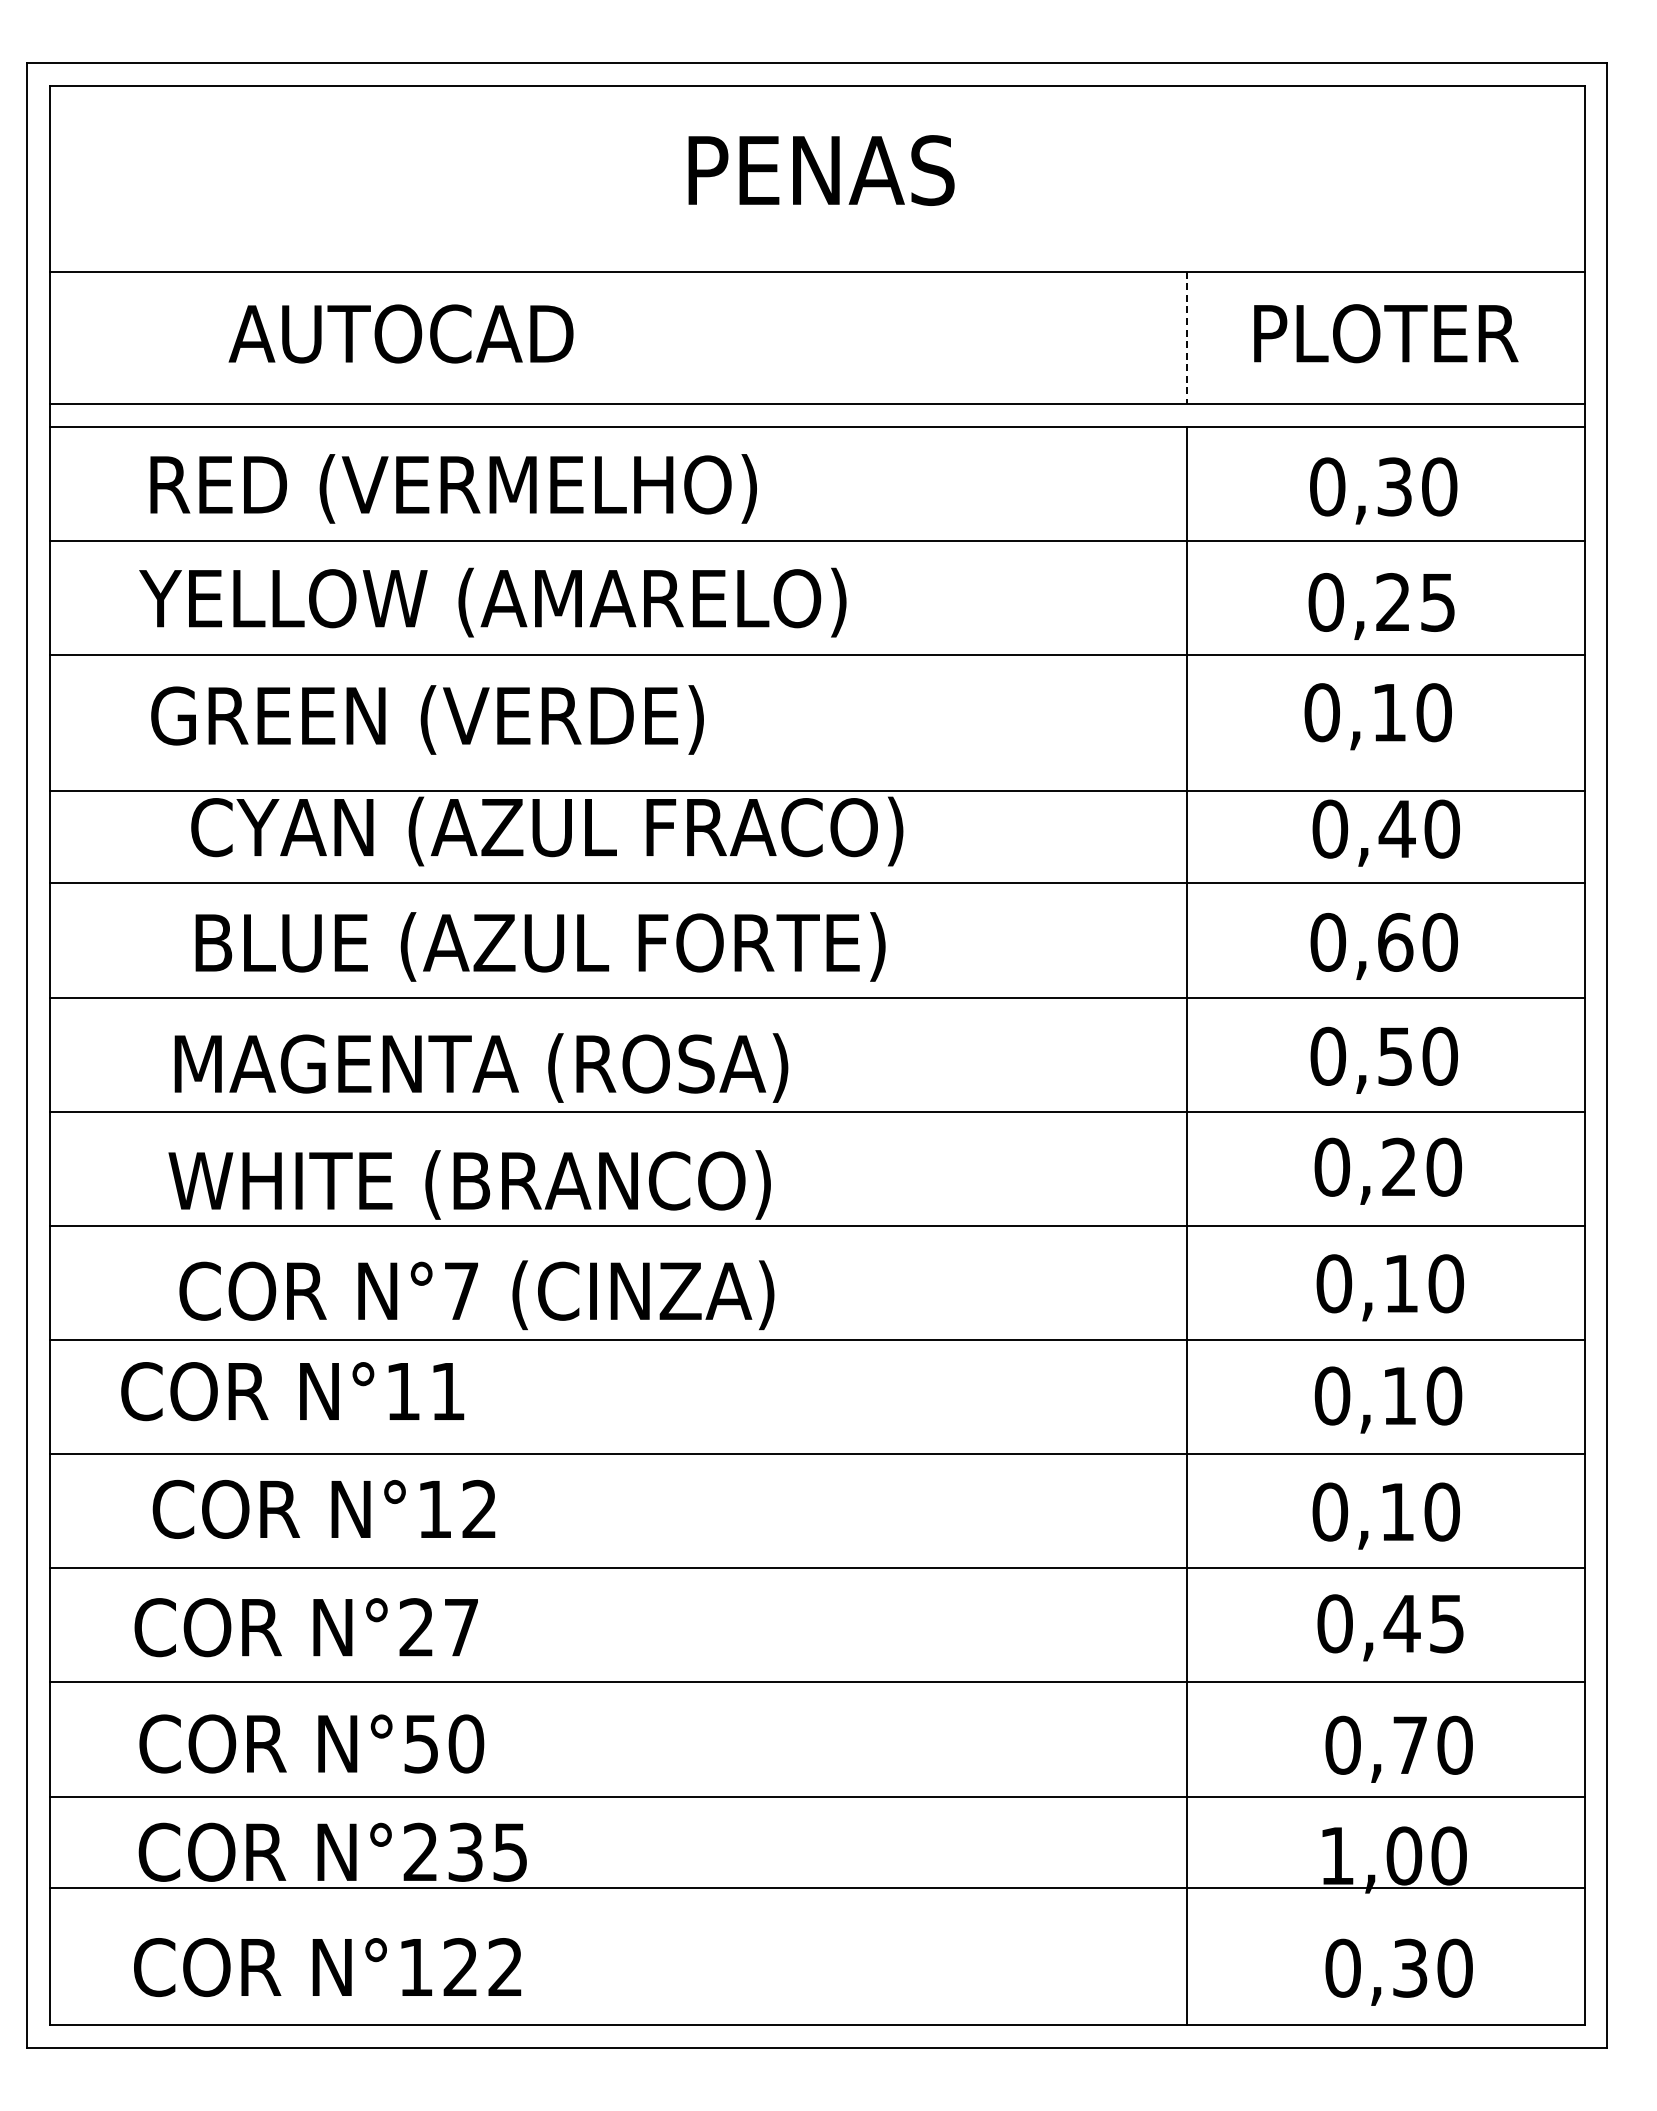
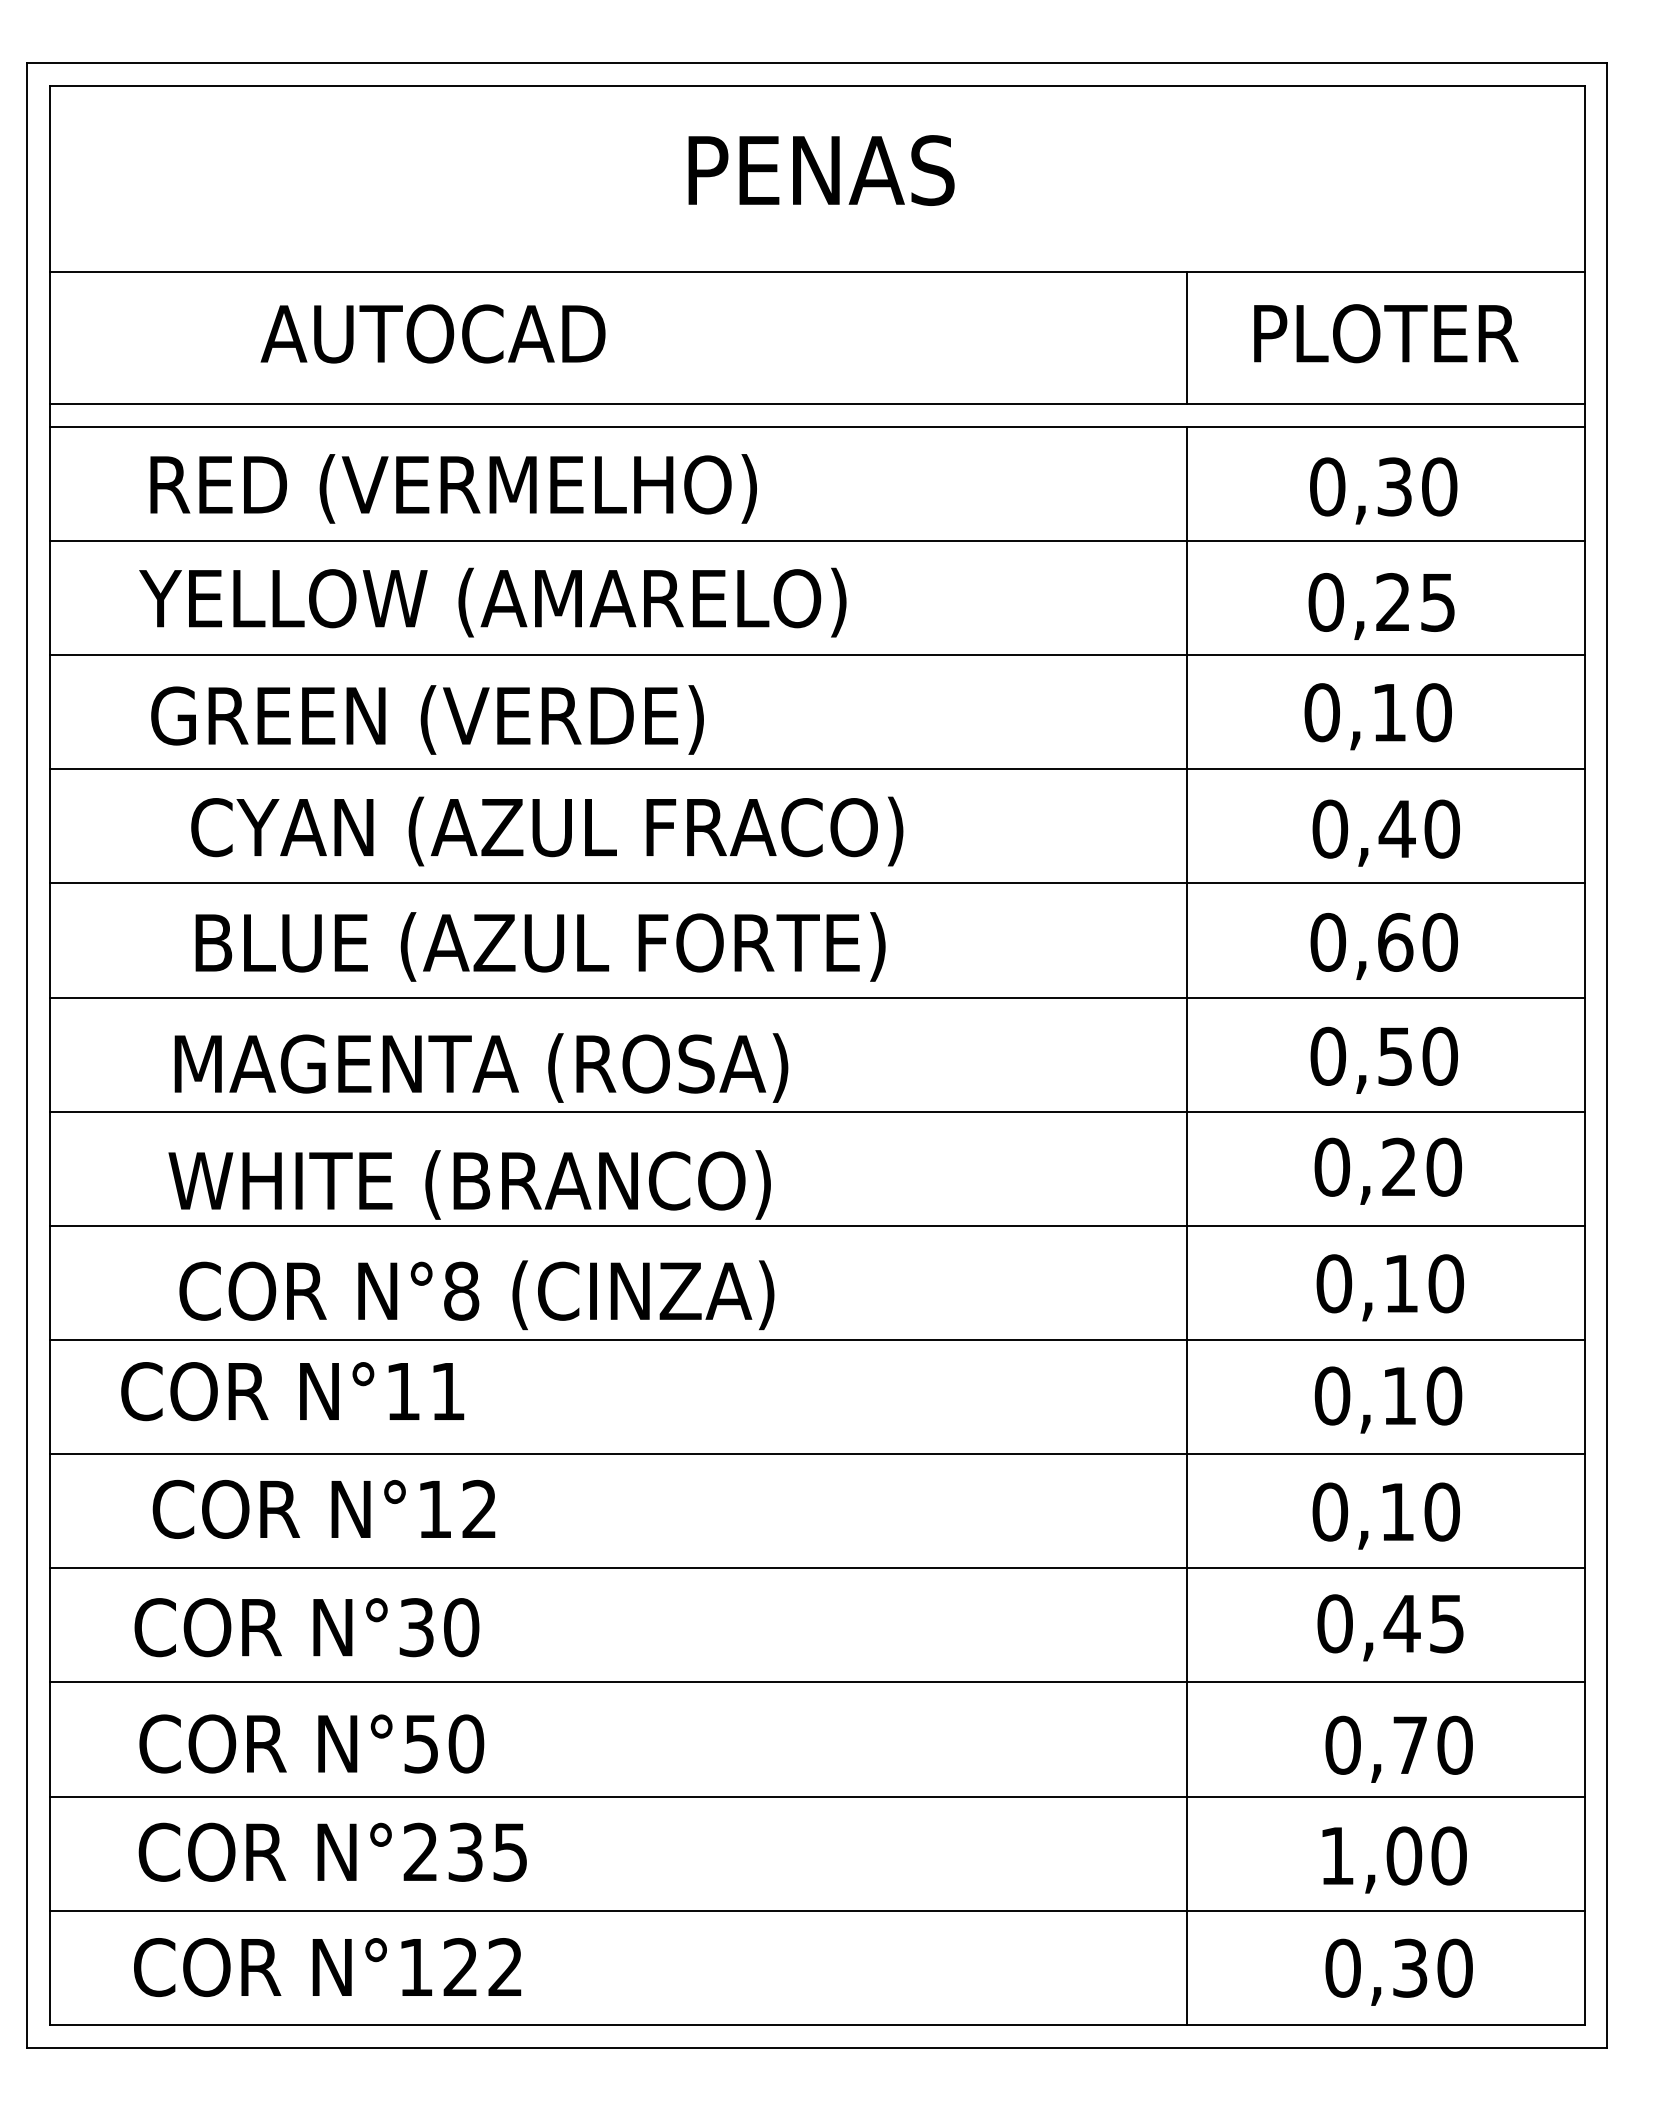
text position: (400, 333) -> (432, 333) (432, 333)
line: dashed -> solid (1187, 338)
line position: (816, 791) -> (816, 769) (816, 769)
text: N°7 -> N°8 (461, 1290)
text: N°27 -> N°30 (439, 1627)
line position: (816, 1887) -> (816, 1910) (816, 1910)
